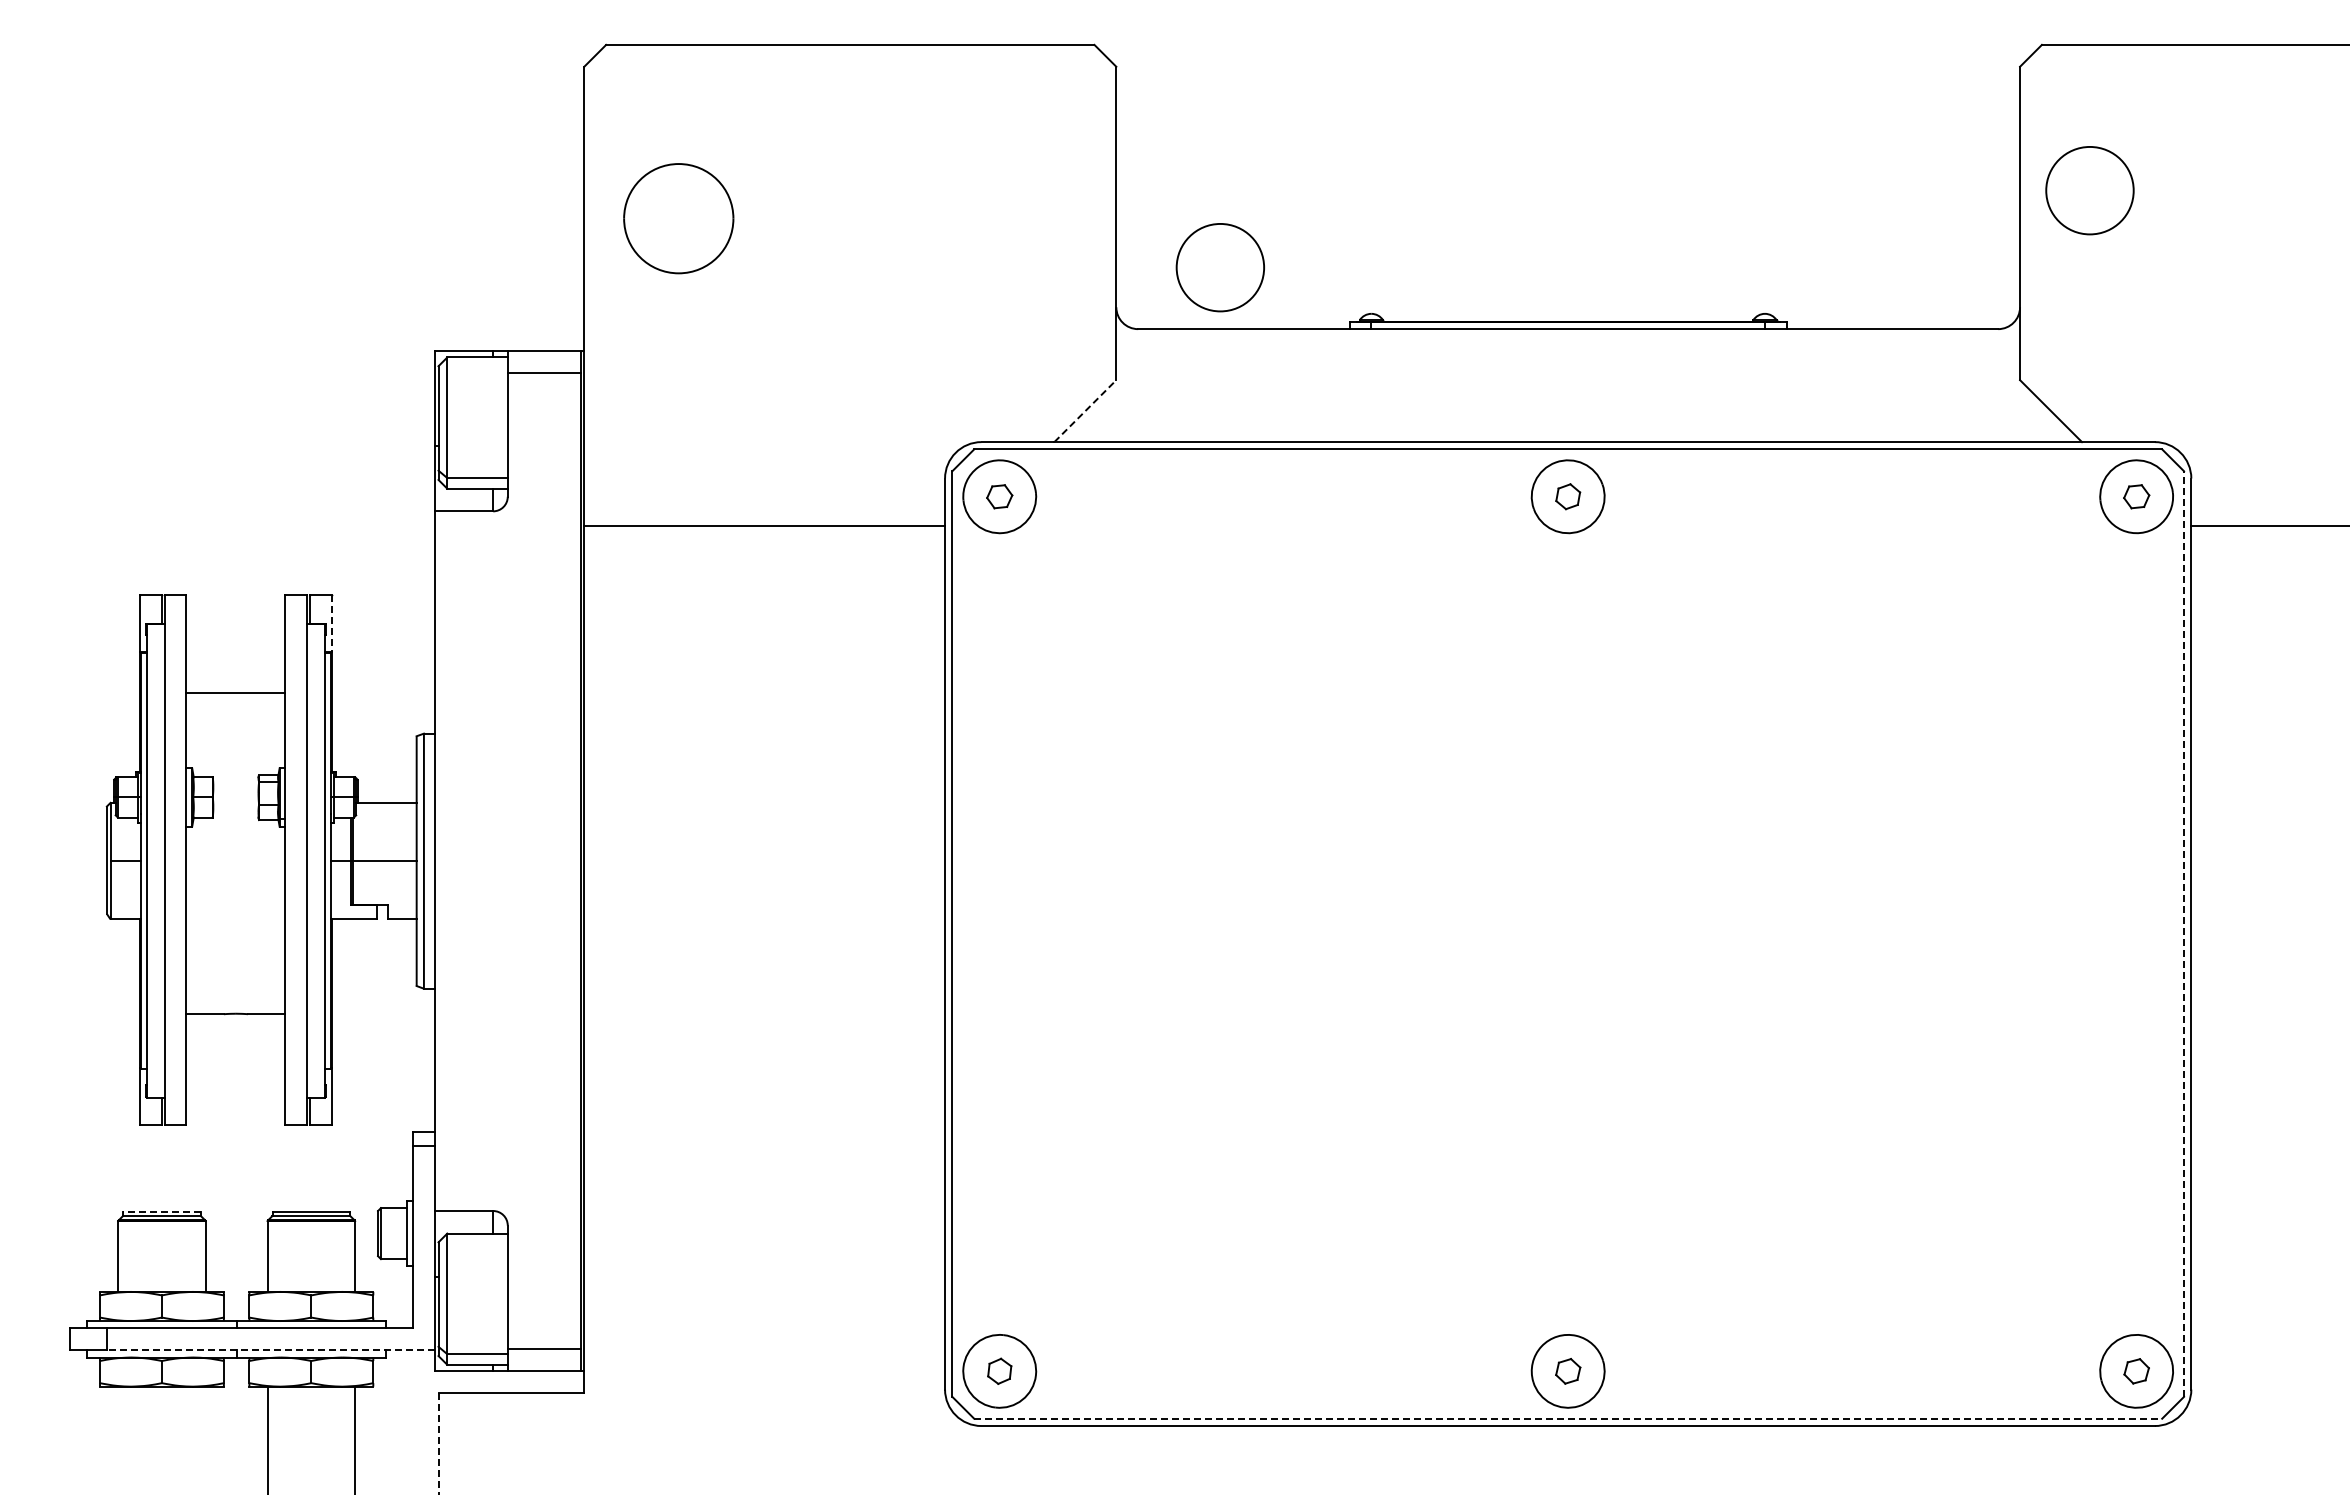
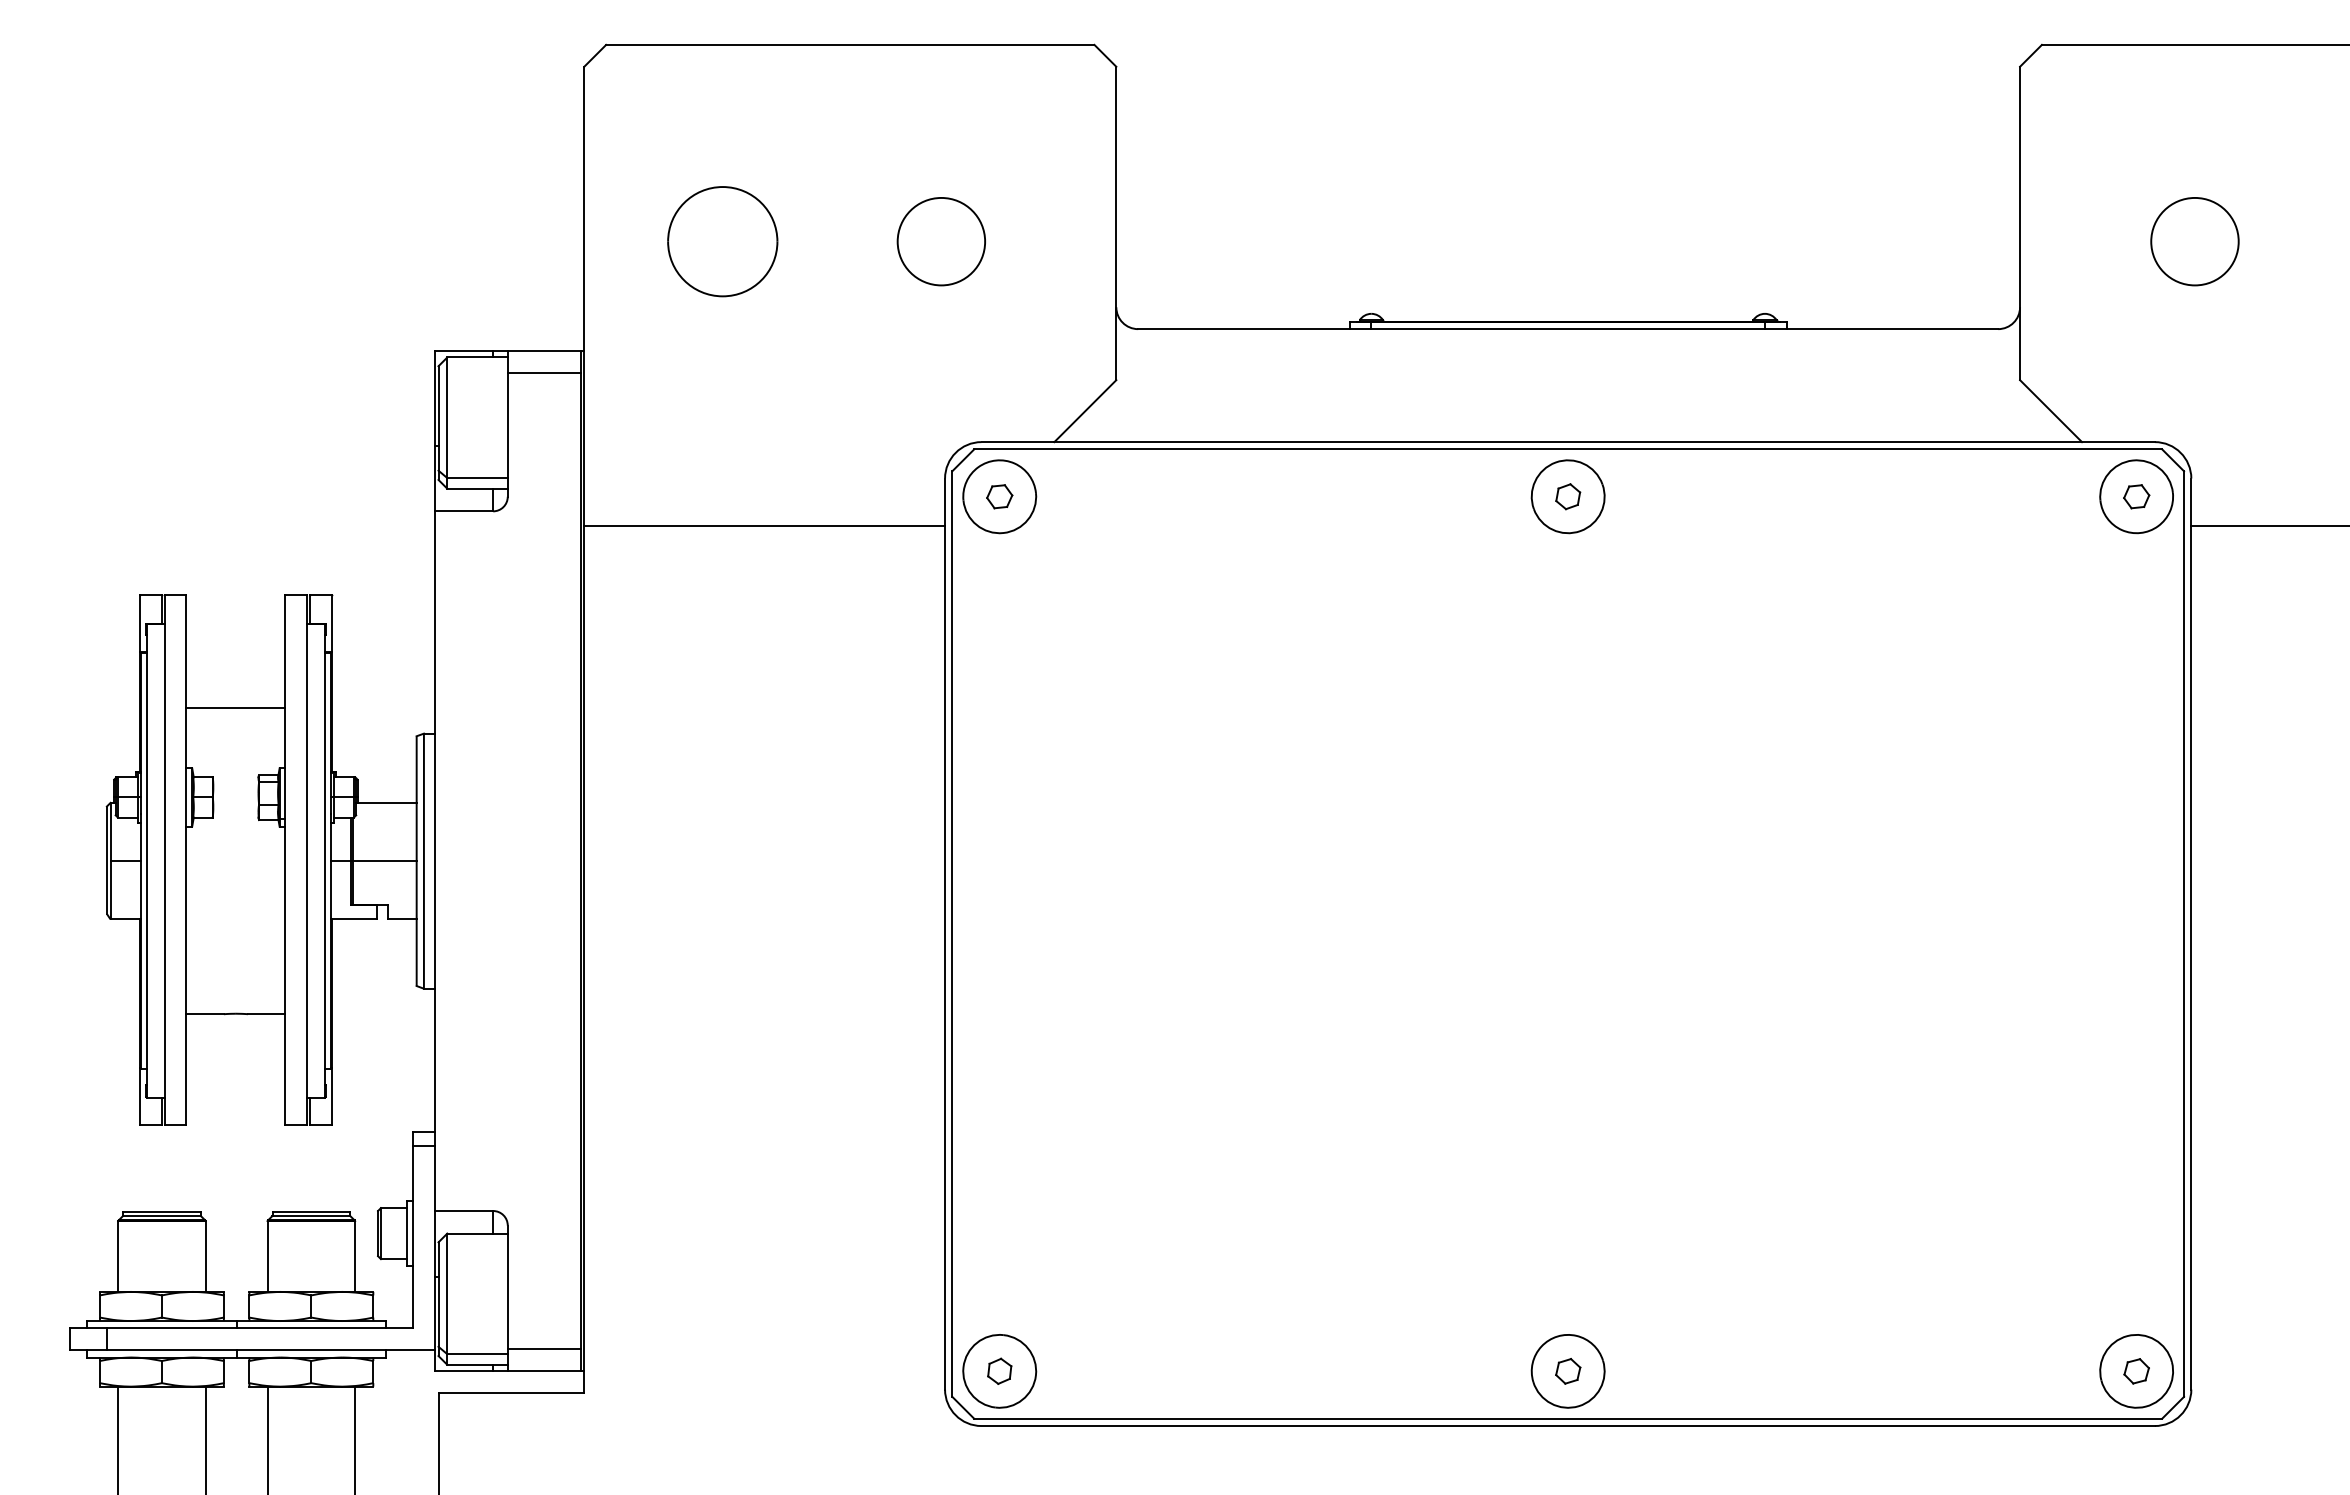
circle position: (2089, 190) -> (2194, 241) (2194, 241)
part position: (678, 218) -> (722, 241) (722, 241)
circle position: (1219, 267) -> (940, 241) (940, 241)
line: dashed -> solid (1085, 411)
line: dashed -> solid (332, 623)
line position: (235, 693) -> (235, 708) (235, 708)
line: dashed -> solid (2184, 934)
line: dashed -> solid (161, 1211)
line: dashed -> solid (270, 1350)
line: dashed -> solid (1568, 1418)
line: none -> present (118, 1438)
line: none -> present (205, 1438)
line: dashed -> solid (438, 1443)
